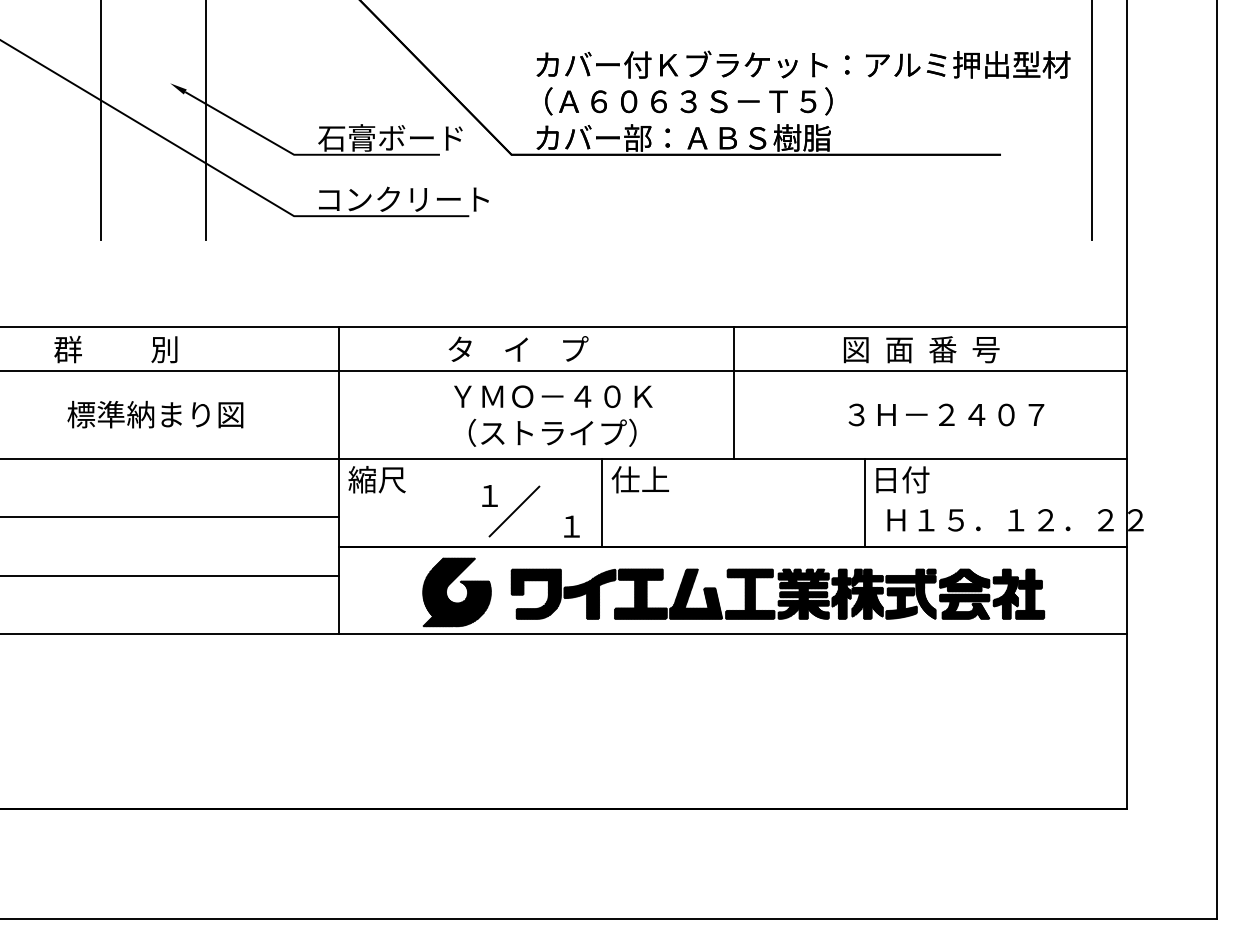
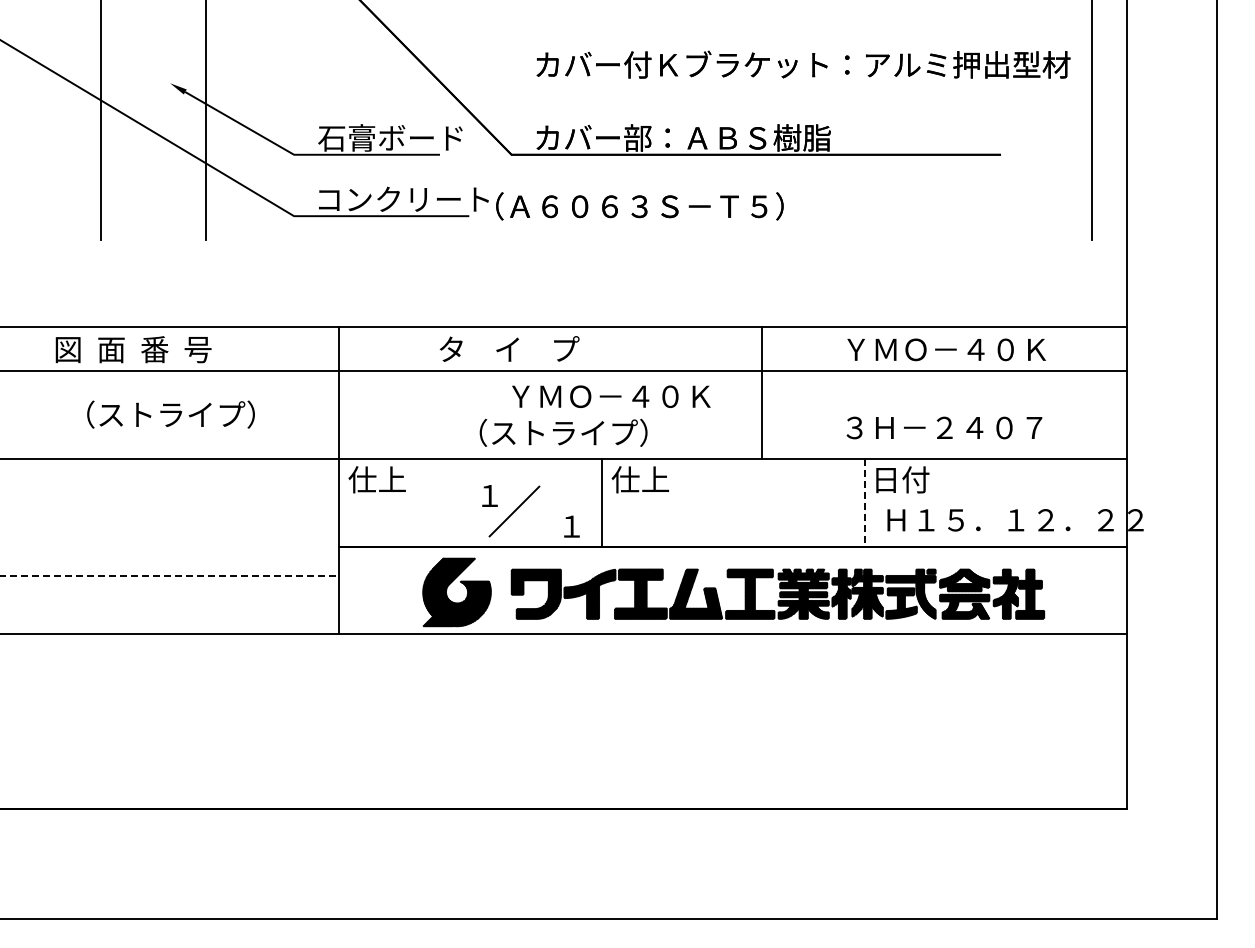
text position: (688, 101) -> (639, 206) (639, 206)
text position: (518, 348) -> (509, 348) (509, 348)
text: 群          別 -> 図  面  番  号 (132, 349)
text: 図  面  番  号 -> ＹＭＯ－４０Ｋ (944, 349)
line position: (733, 392) -> (761, 392) (761, 392)
text position: (553, 396) -> (611, 396) (611, 396)
text: 標準納まり図 -> （ストライプ） (160, 414)
text position: (946, 414) -> (944, 427) (944, 427)
text position: (552, 432) -> (563, 432) (563, 432)
text: 縮尺 -> 仕上 (376, 479)
line: solid -> dashed (865, 502)
line: present -> none (170, 517)
line: solid -> dashed (170, 575)
